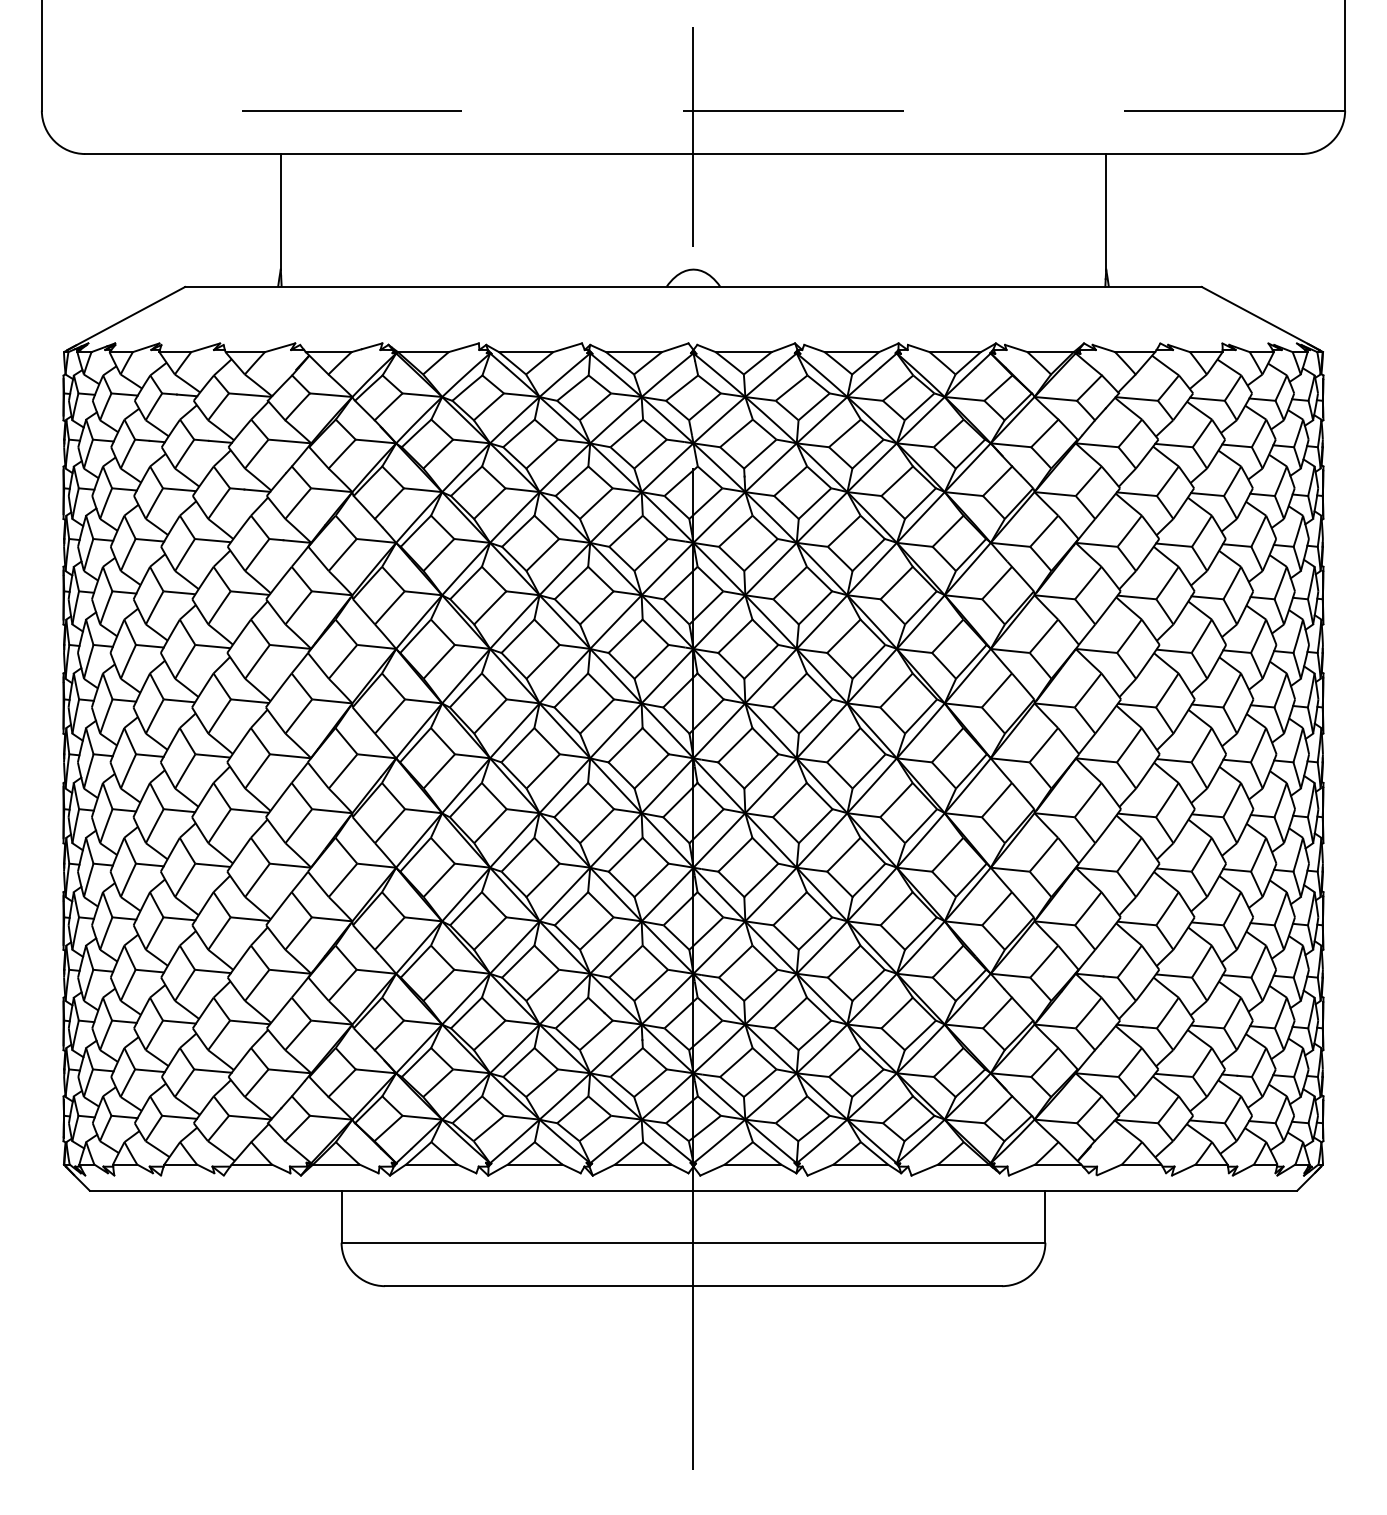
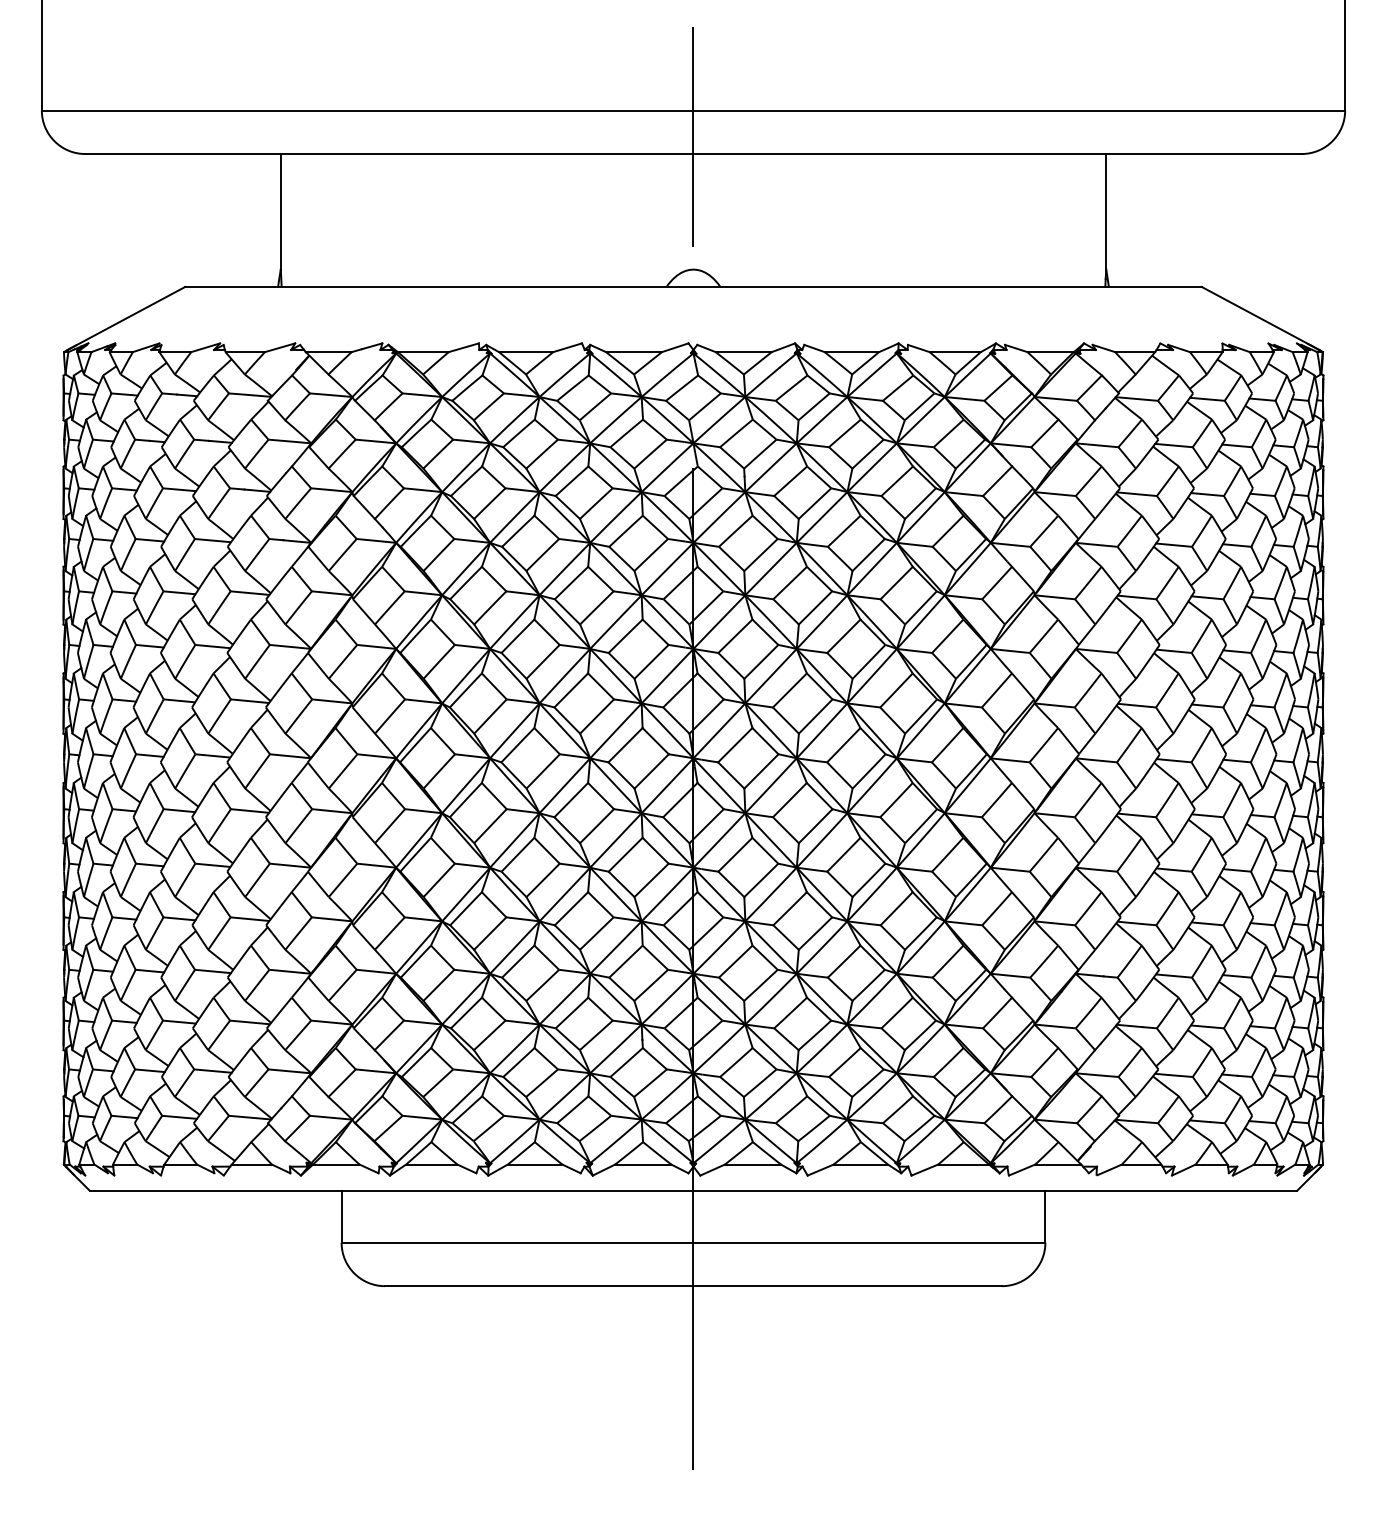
line: dashed -> solid (693, 110)
